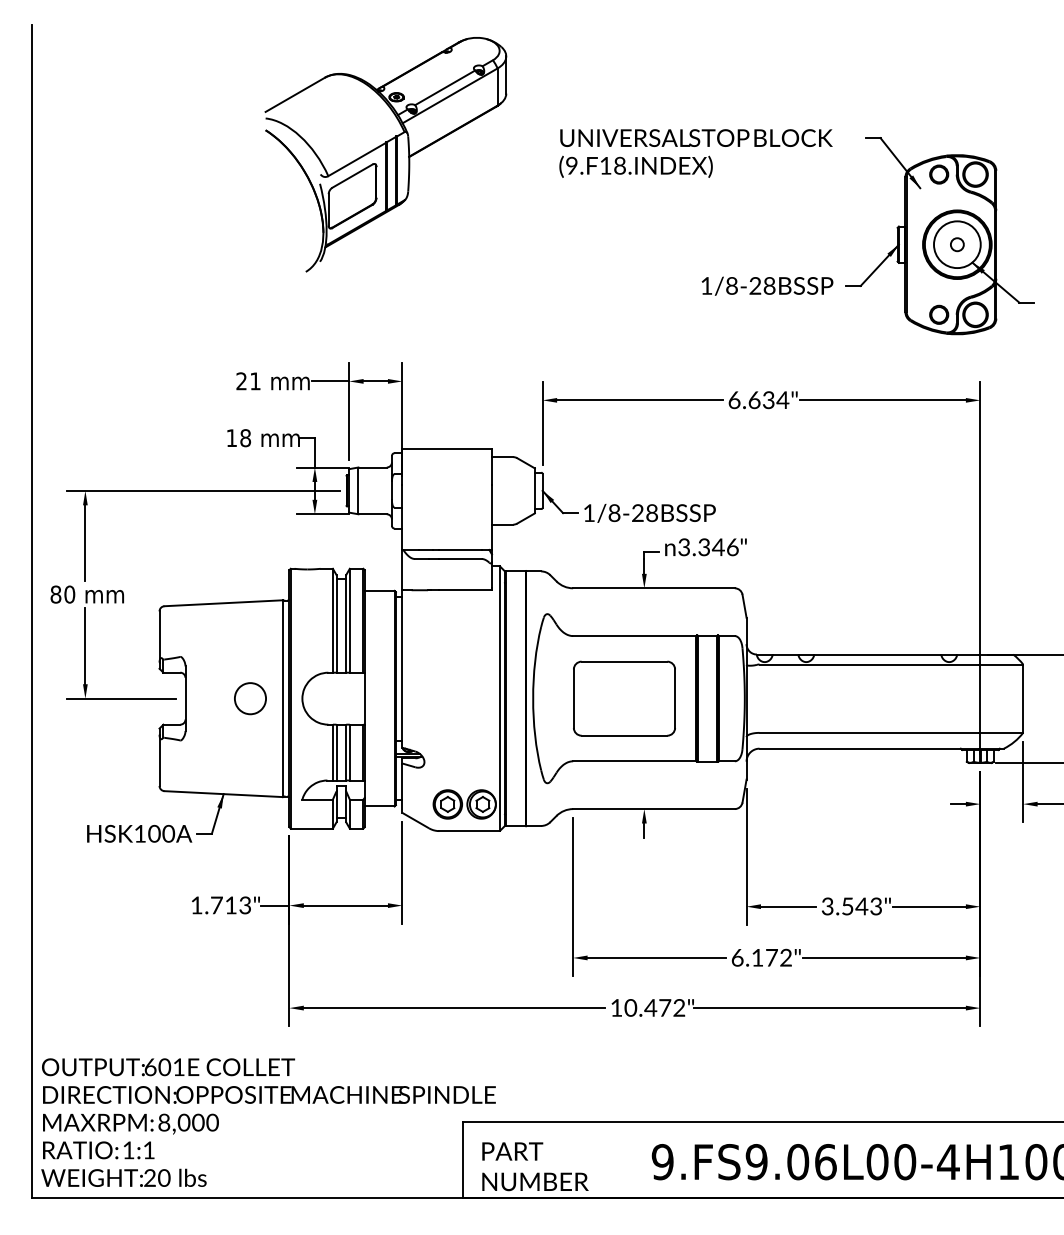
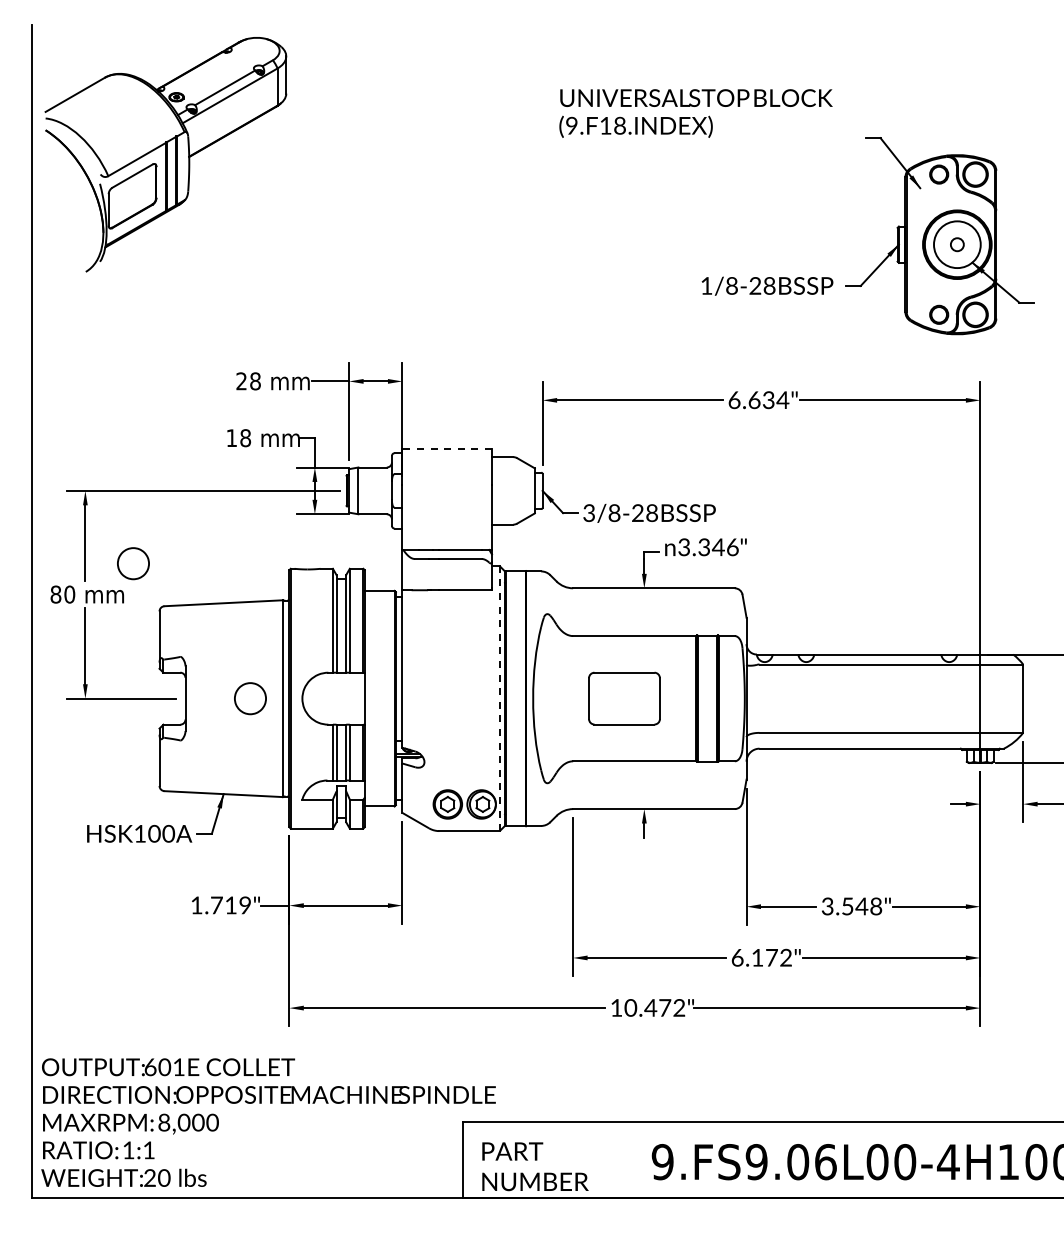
text position: (695, 153) -> (695, 113) (695, 113)
part position: (385, 154) -> (165, 154) (165, 154)
text: 21 -> 28 (255, 381)
line: solid -> dashed (447, 448)
text: 1/8-28 -> 3/8-28 (588, 513)
part: none -> present (133, 563)
line: solid -> dashed (499, 698)
part size: 103x77 px -> 73x55 px (624, 698)
text: 1.713" -> 1.719" (244, 905)
text: 3.543" -> 3.548" (876, 906)
